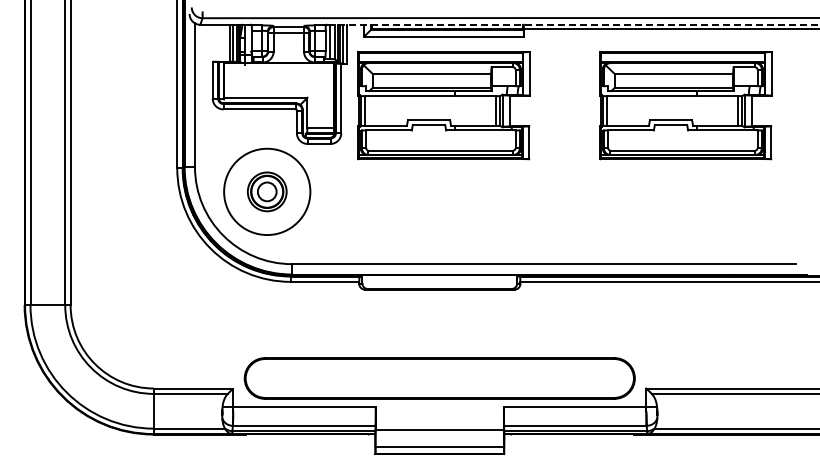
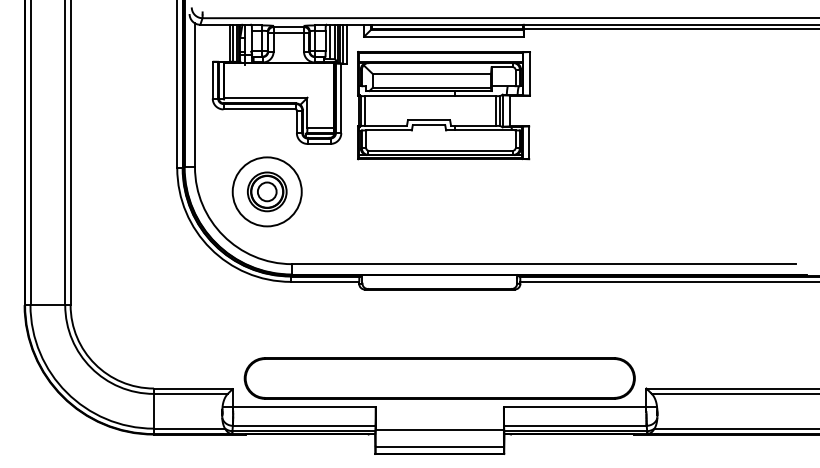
line: dashed -> solid (573, 24)
part: present -> none (685, 105)
circle diameter: 86 px -> 69 px (266, 191)
